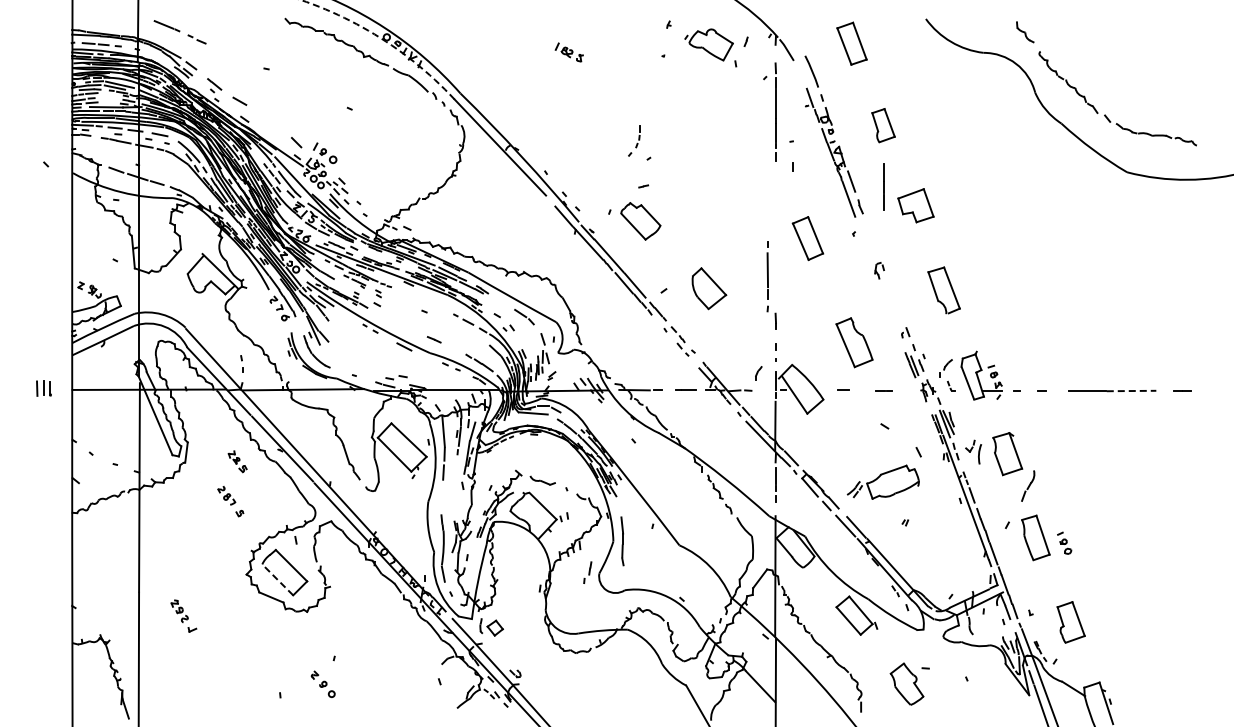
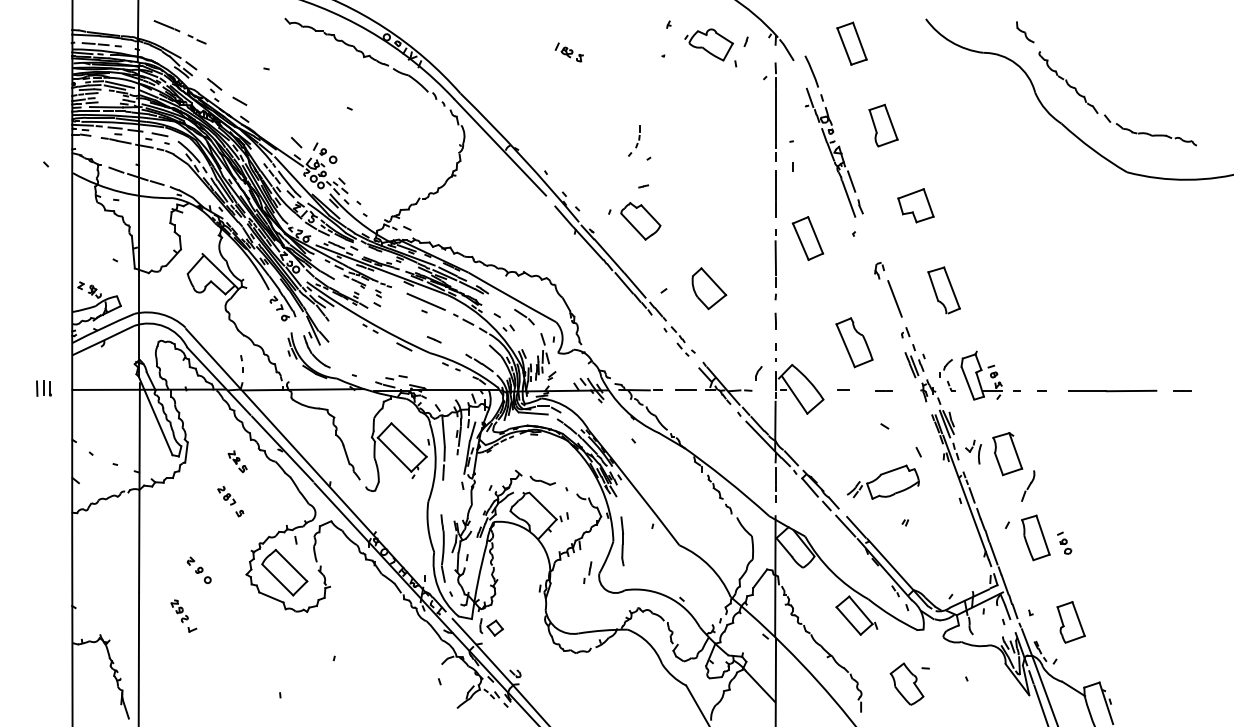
arc: dashed -> solid (382, 39)
part size: 25x36 px -> 31x45 px (883, 125)
line position: (883, 186) -> (775, 193) (775, 193)
line position: (767, 276) -> (775, 264) (775, 264)
line: none -> present (894, 298)
line: none -> present (425, 301)
line: dashed -> solid (1131, 391)
line: dashed -> solid (277, 579)
part position: (322, 683) -> (198, 569) (198, 569)
